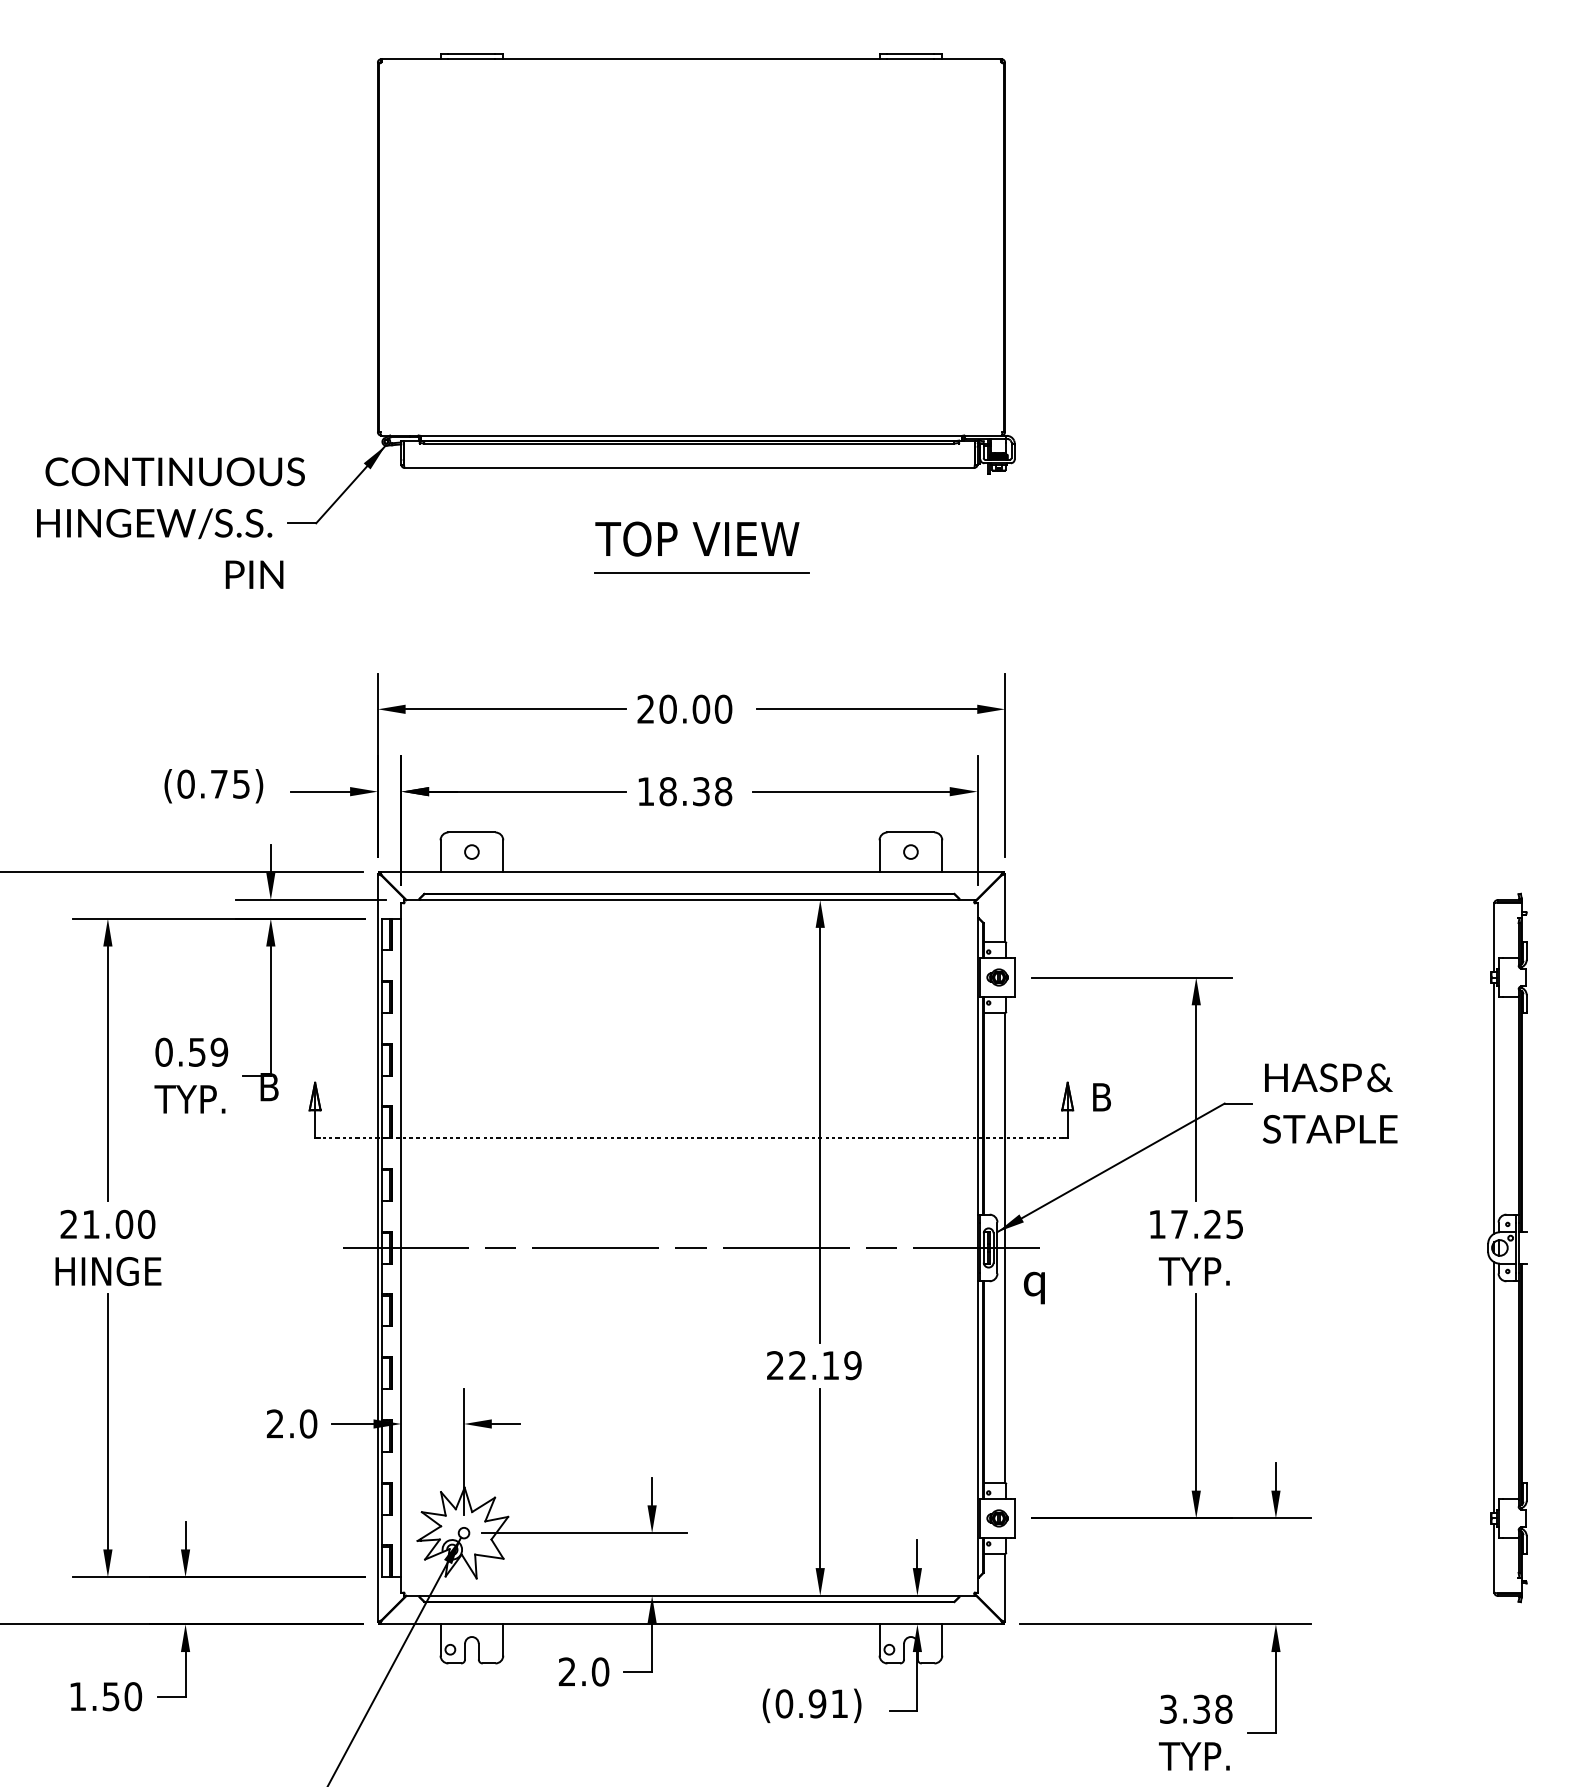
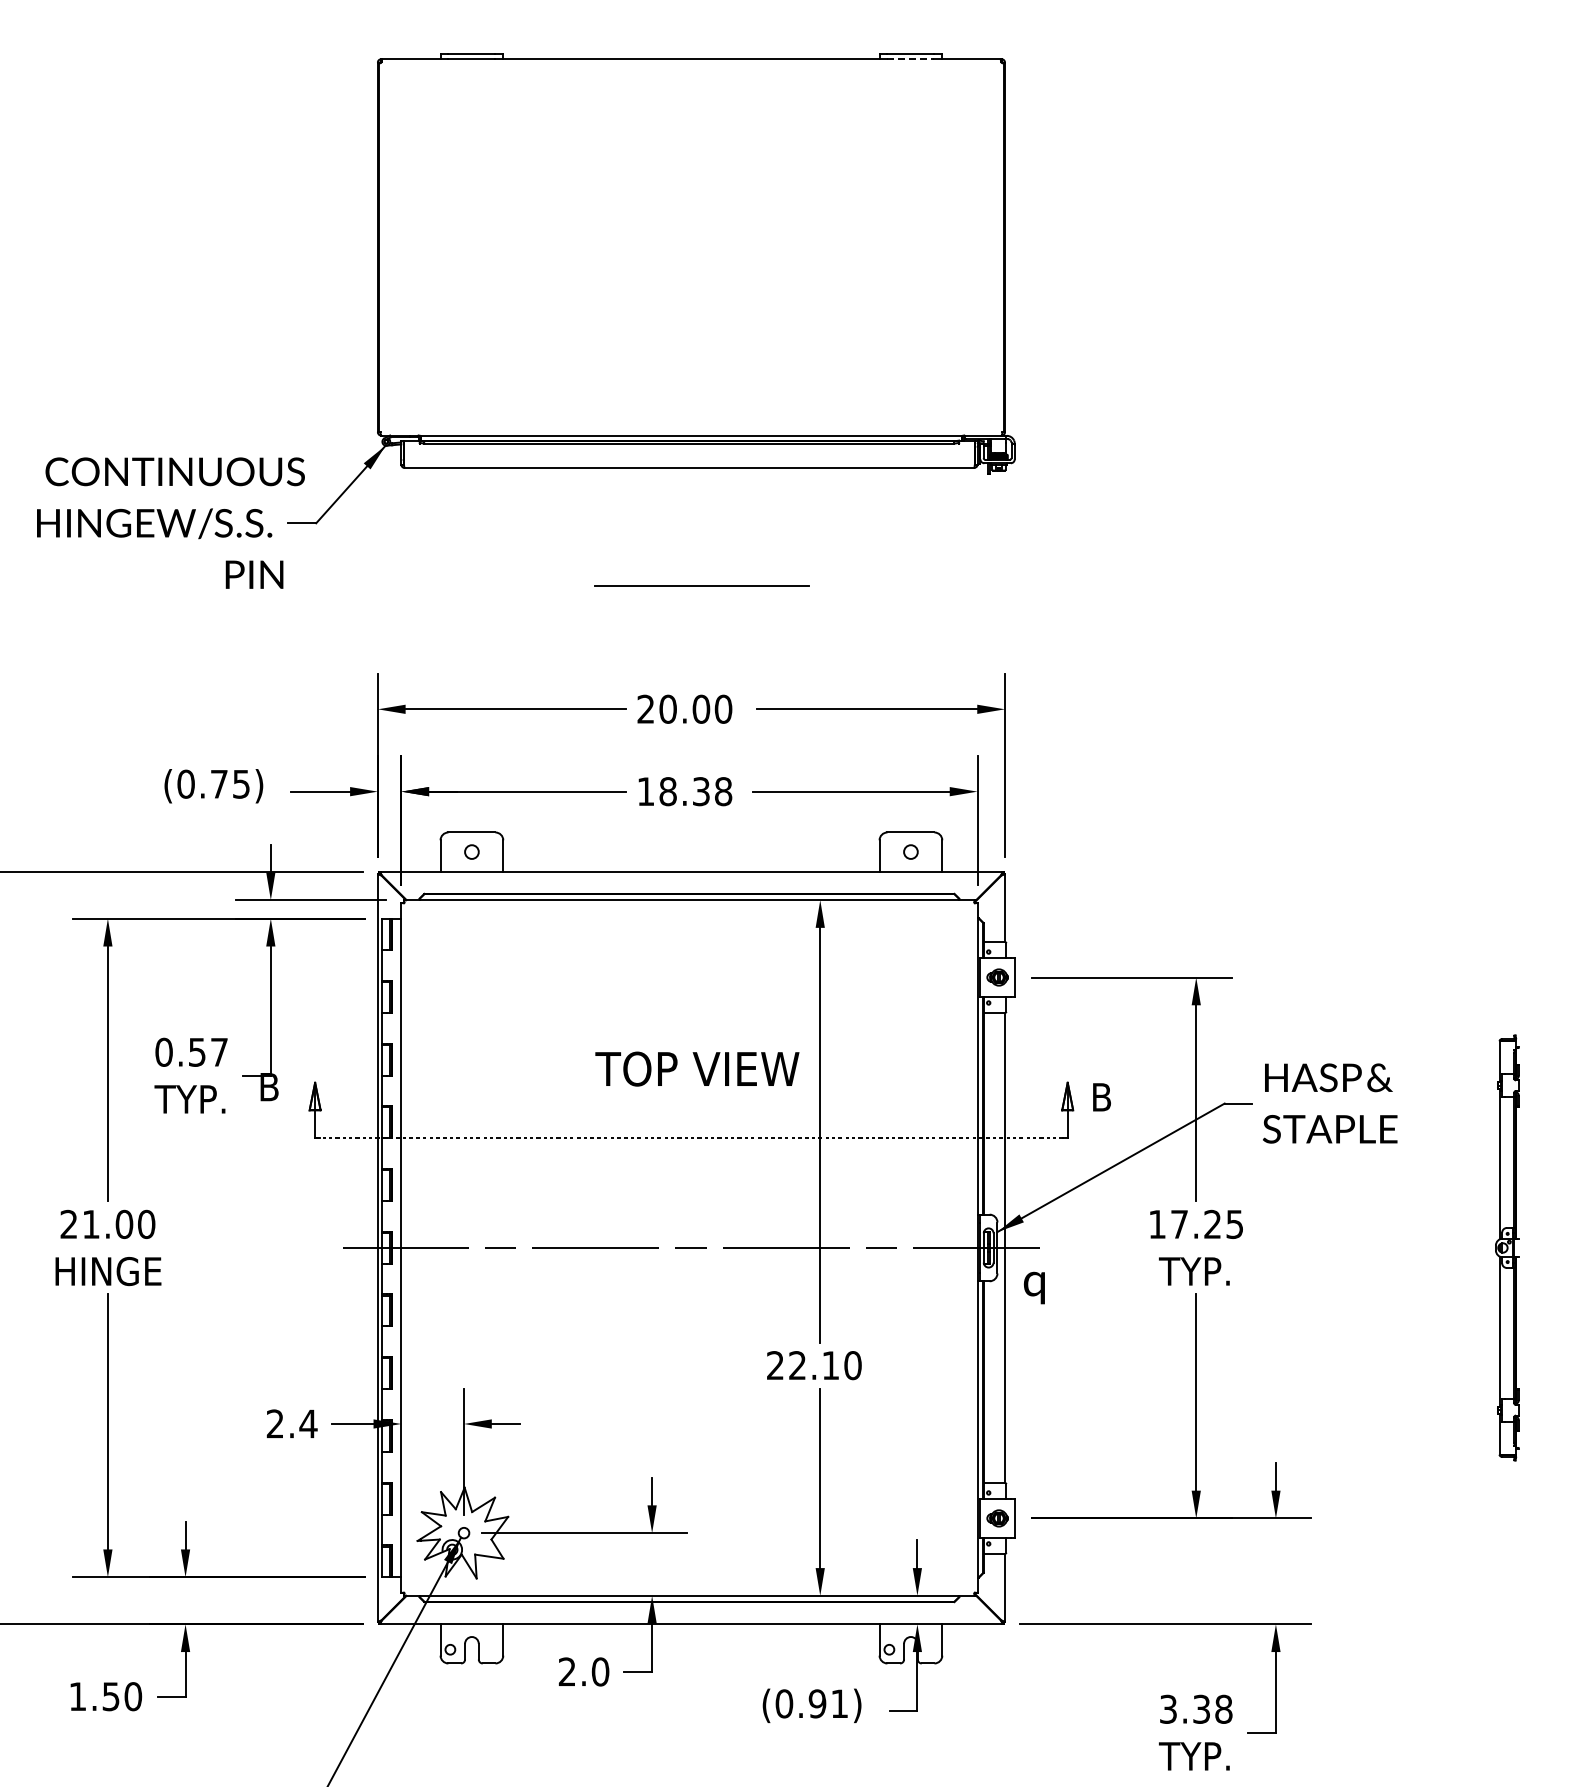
line: solid -> dashed (910, 59)
text position: (697, 538) -> (697, 1068) (697, 1068)
line position: (701, 572) -> (701, 585) (701, 585)
text: 0.59 -> 0.57 (219, 1051)
part size: 41x712 px -> 25x428 px (1507, 1247)
text: 22.19 -> 22.10 (852, 1365)
text: 2.0 -> 2.4 (308, 1423)
